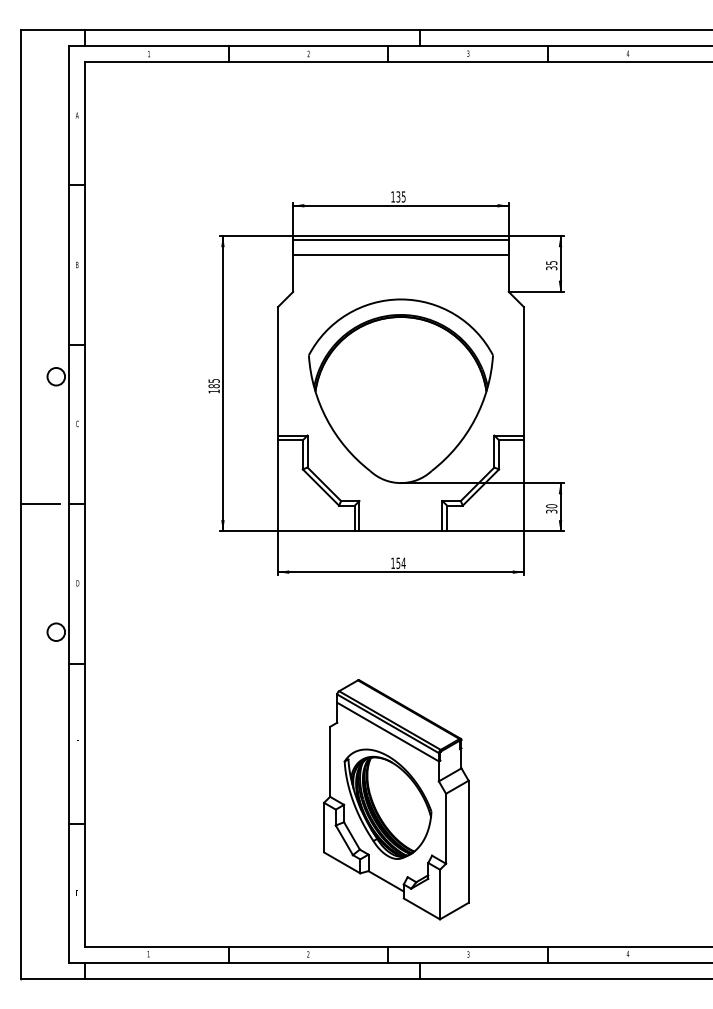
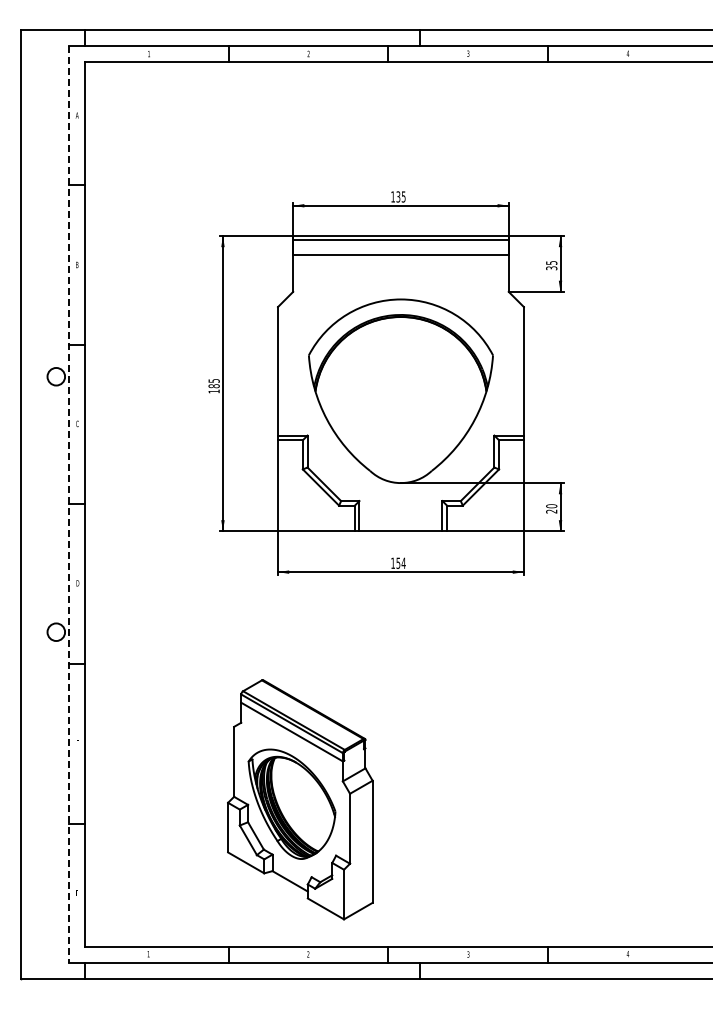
line: present -> none (40, 504)
line: solid -> dashed (69, 504)
text: 30 -> 20 (551, 511)
part position: (396, 799) -> (300, 799) (300, 799)
